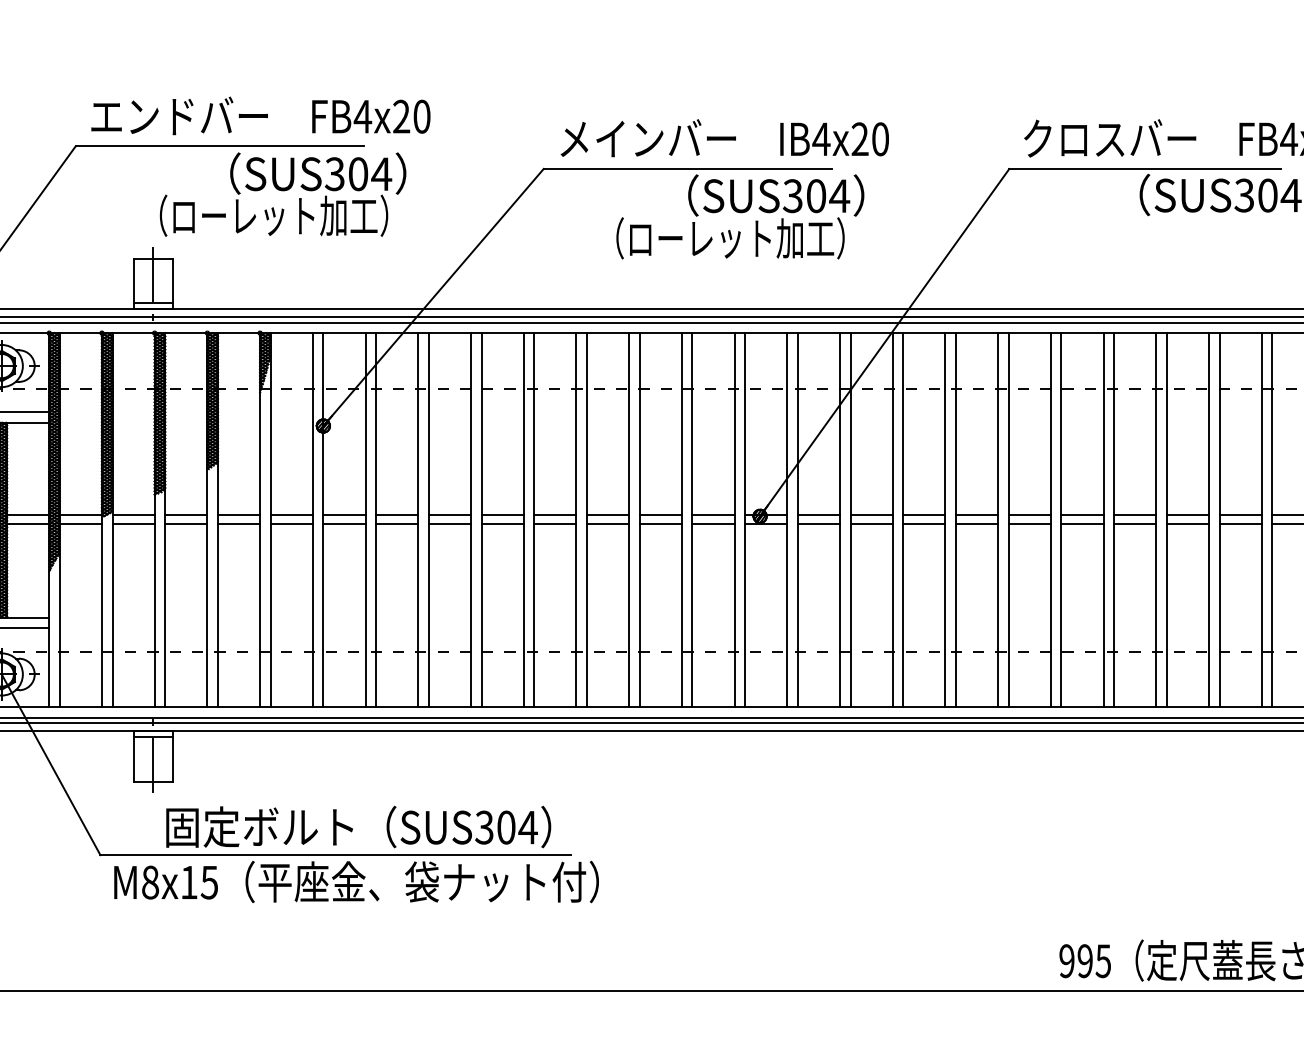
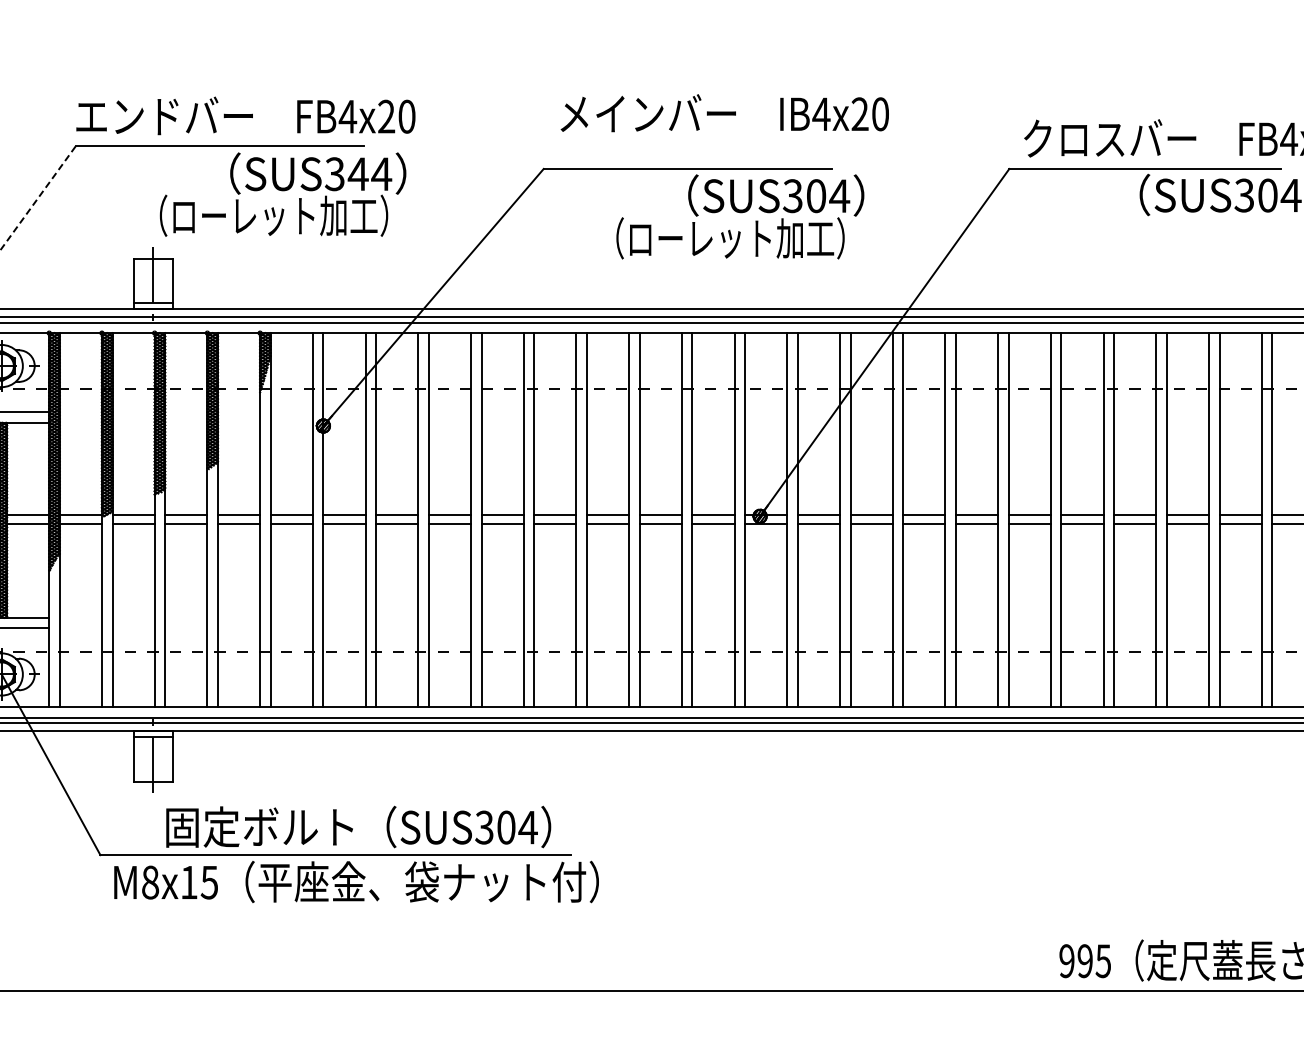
text position: (260, 115) -> (245, 115) (245, 115)
text position: (724, 138) -> (724, 113) (724, 113)
text: SUS304 -> SUS344 (357, 174)
line: solid -> dashed (37, 199)
